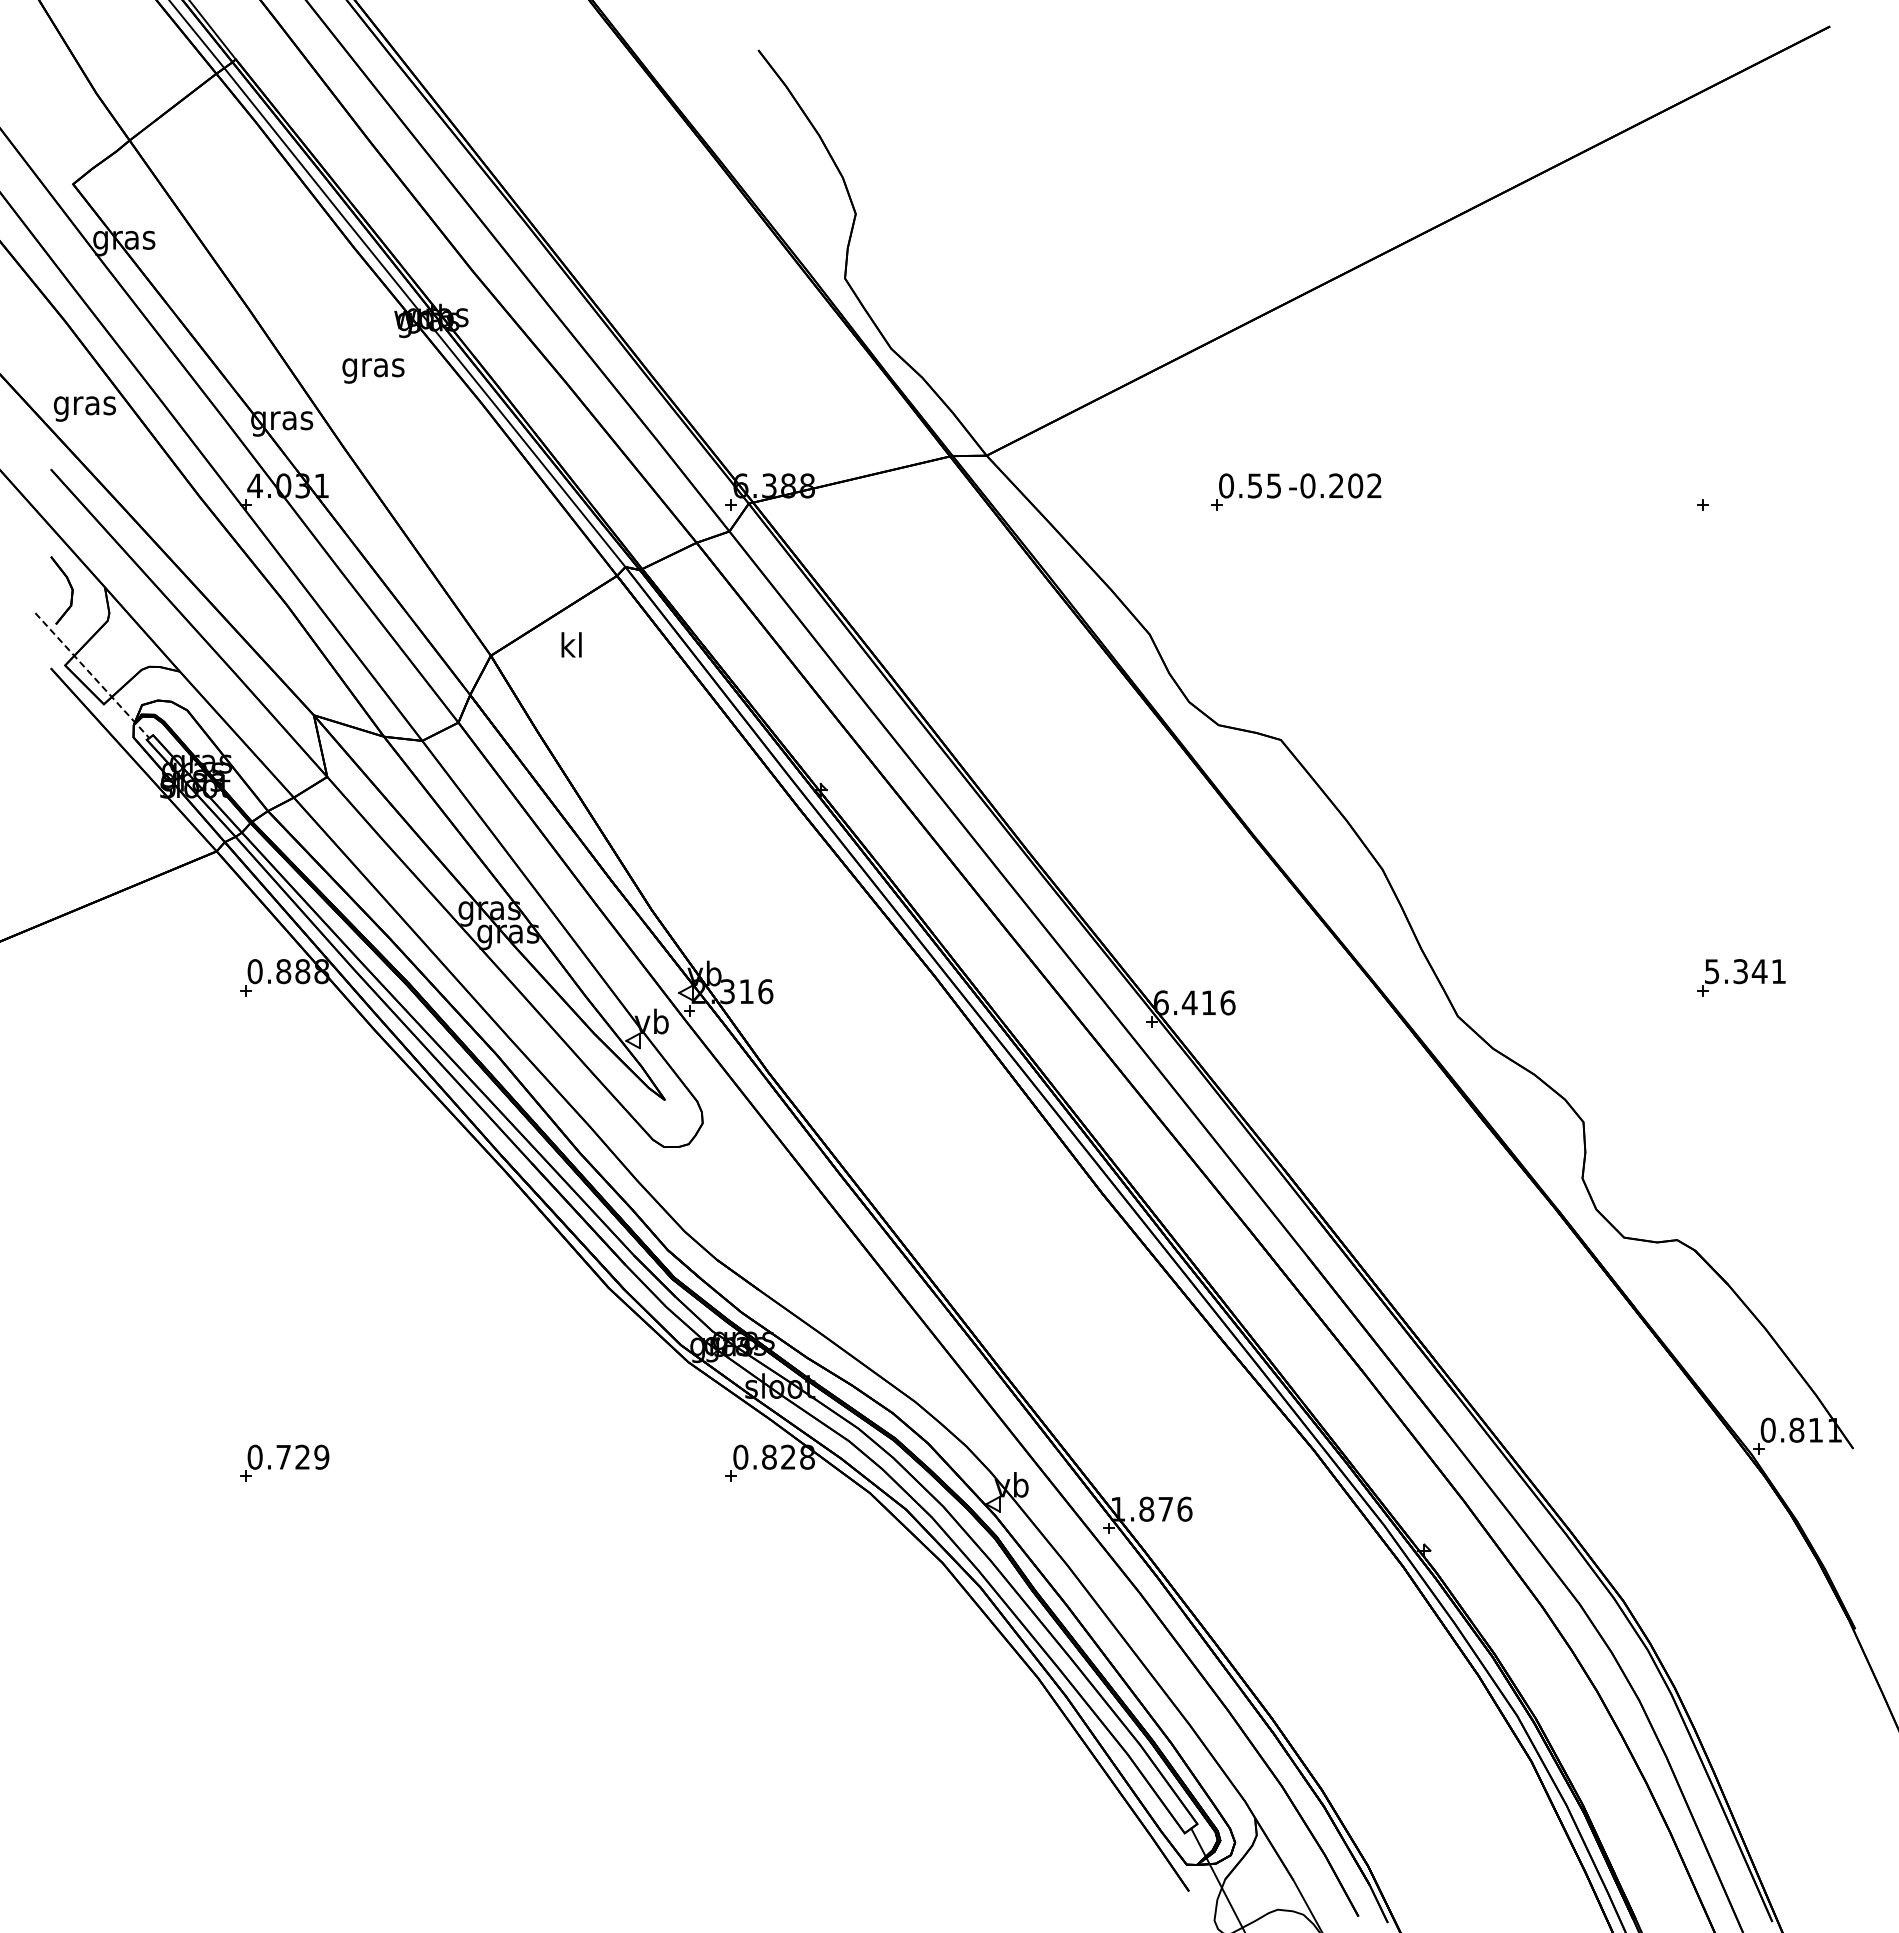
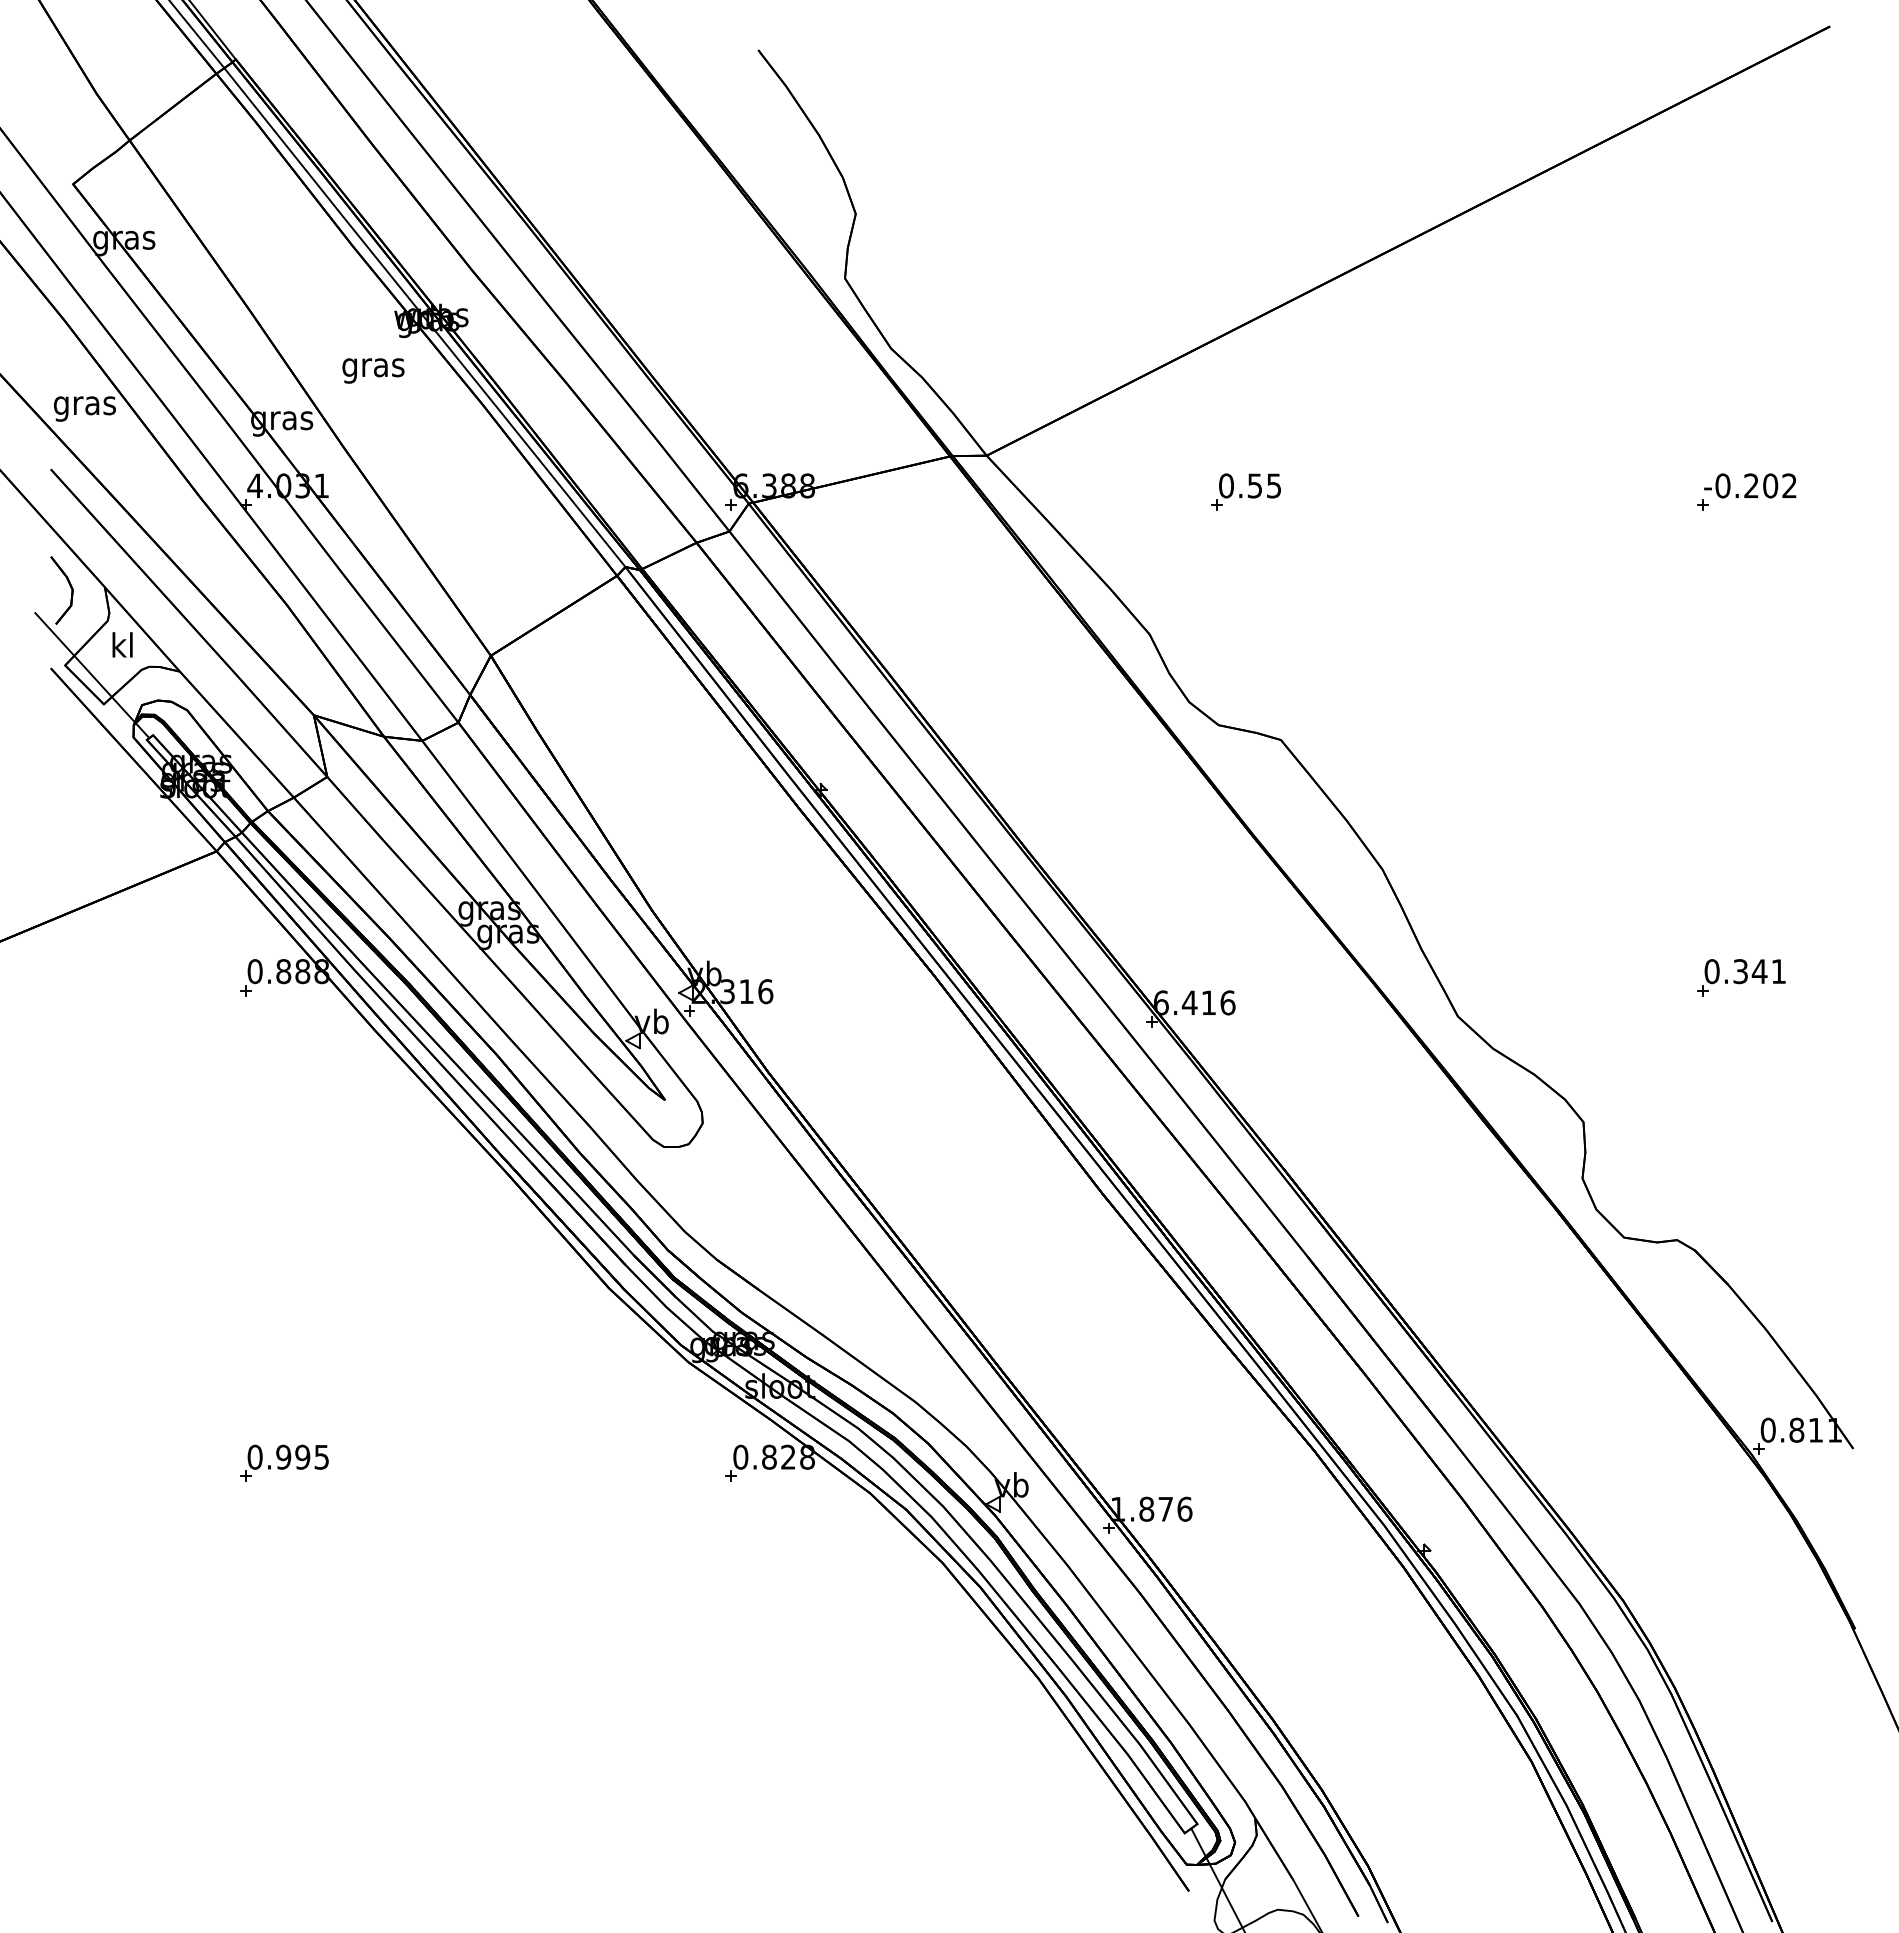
text position: (1335, 485) -> (1750, 485) (1750, 485)
text position: (571, 644) -> (122, 644) (122, 644)
line: dashed -> solid (92, 675)
text: 5.341 -> 0.341 (1711, 971)
text: 0.729 -> 0.995 (302, 1456)
